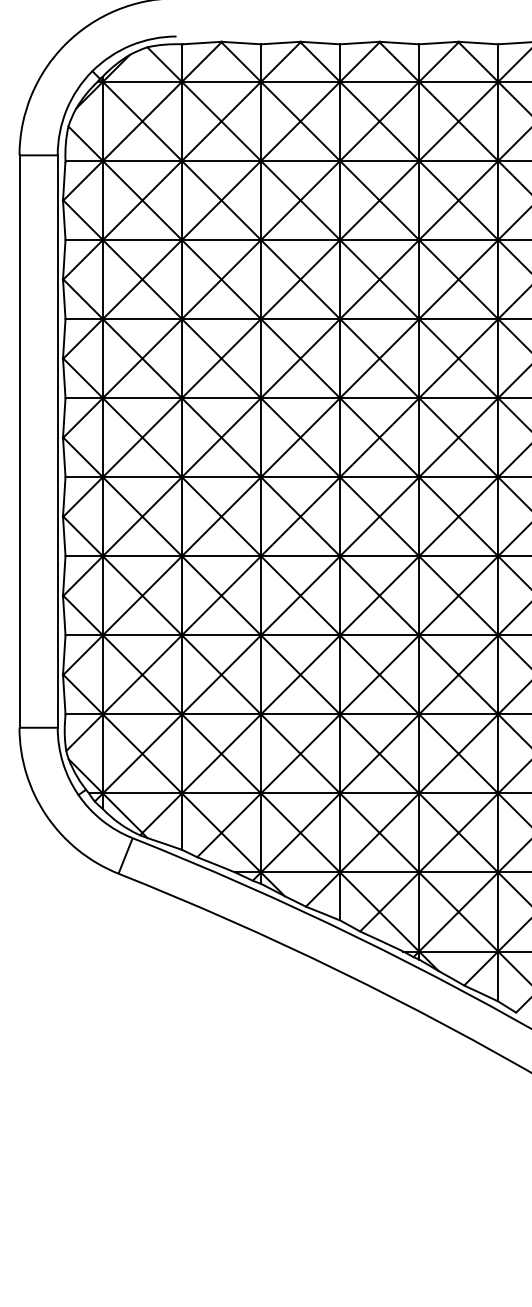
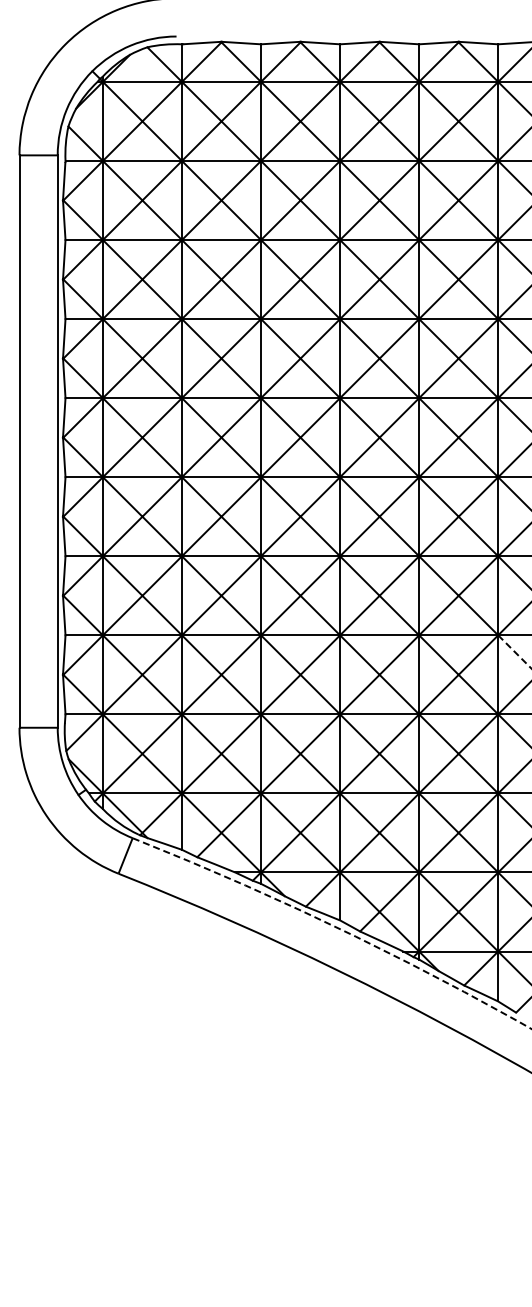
line: solid -> dashed (515, 652)
arc: solid -> dashed (335, 926)
